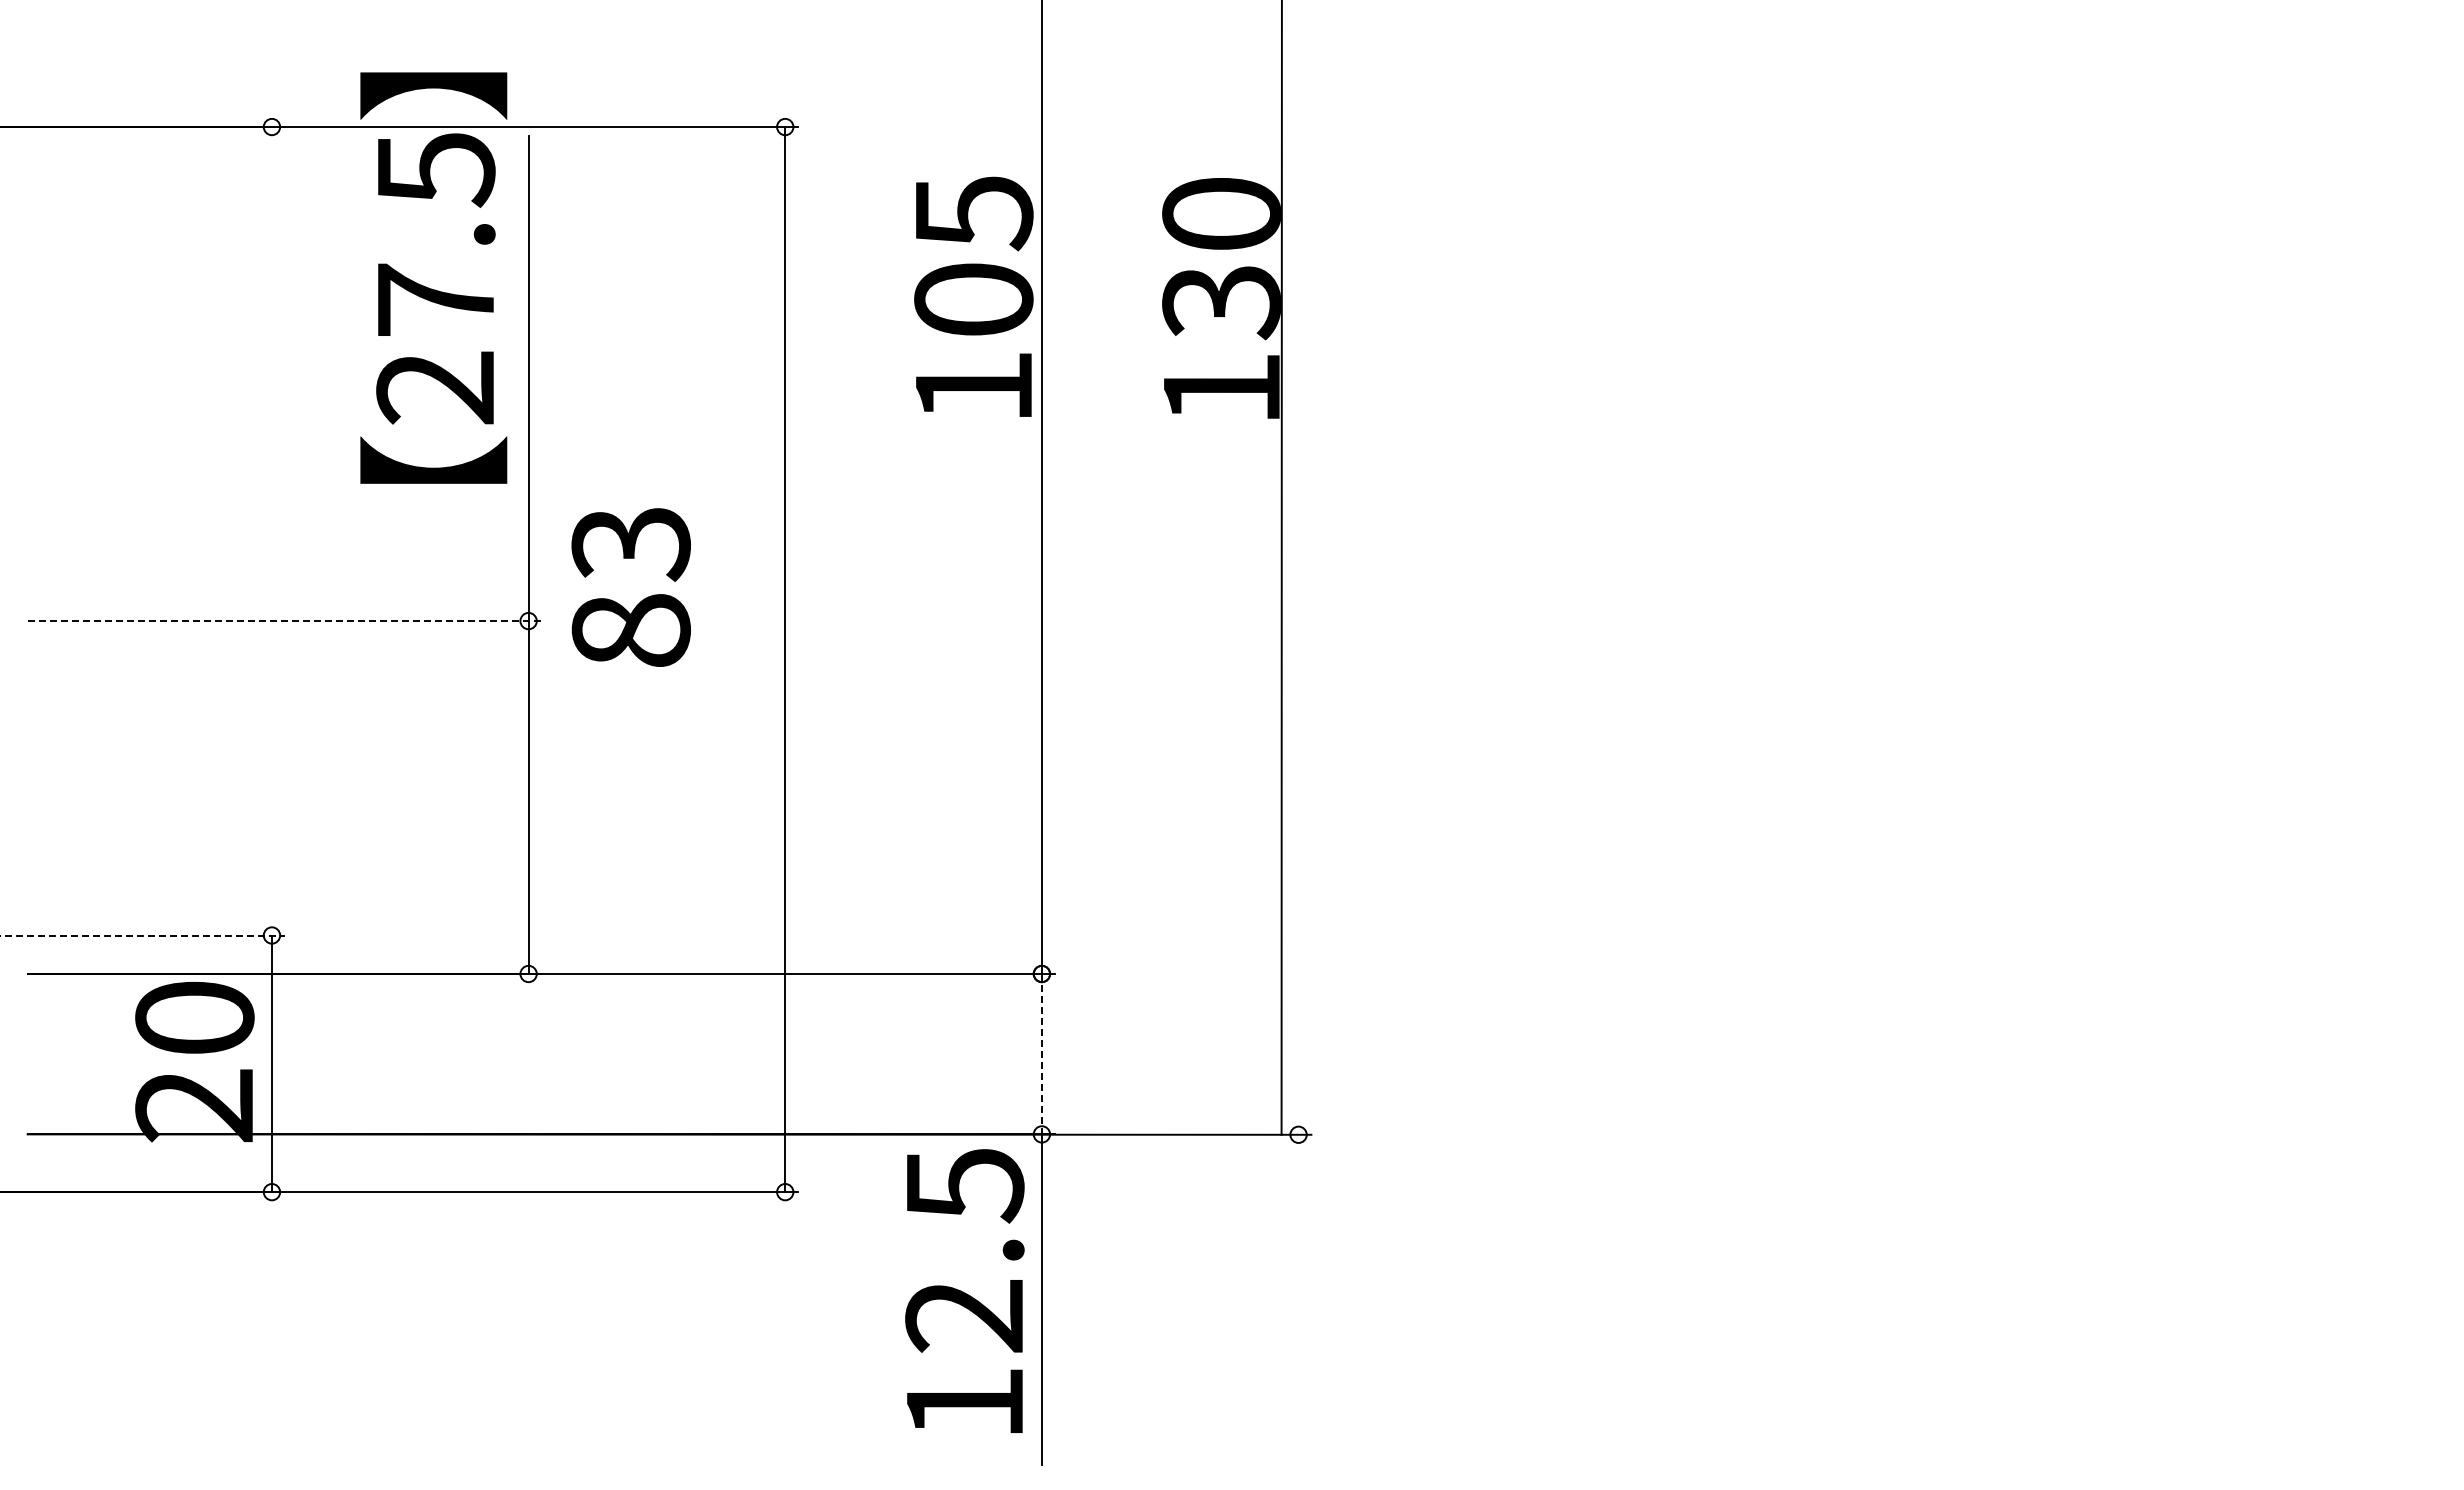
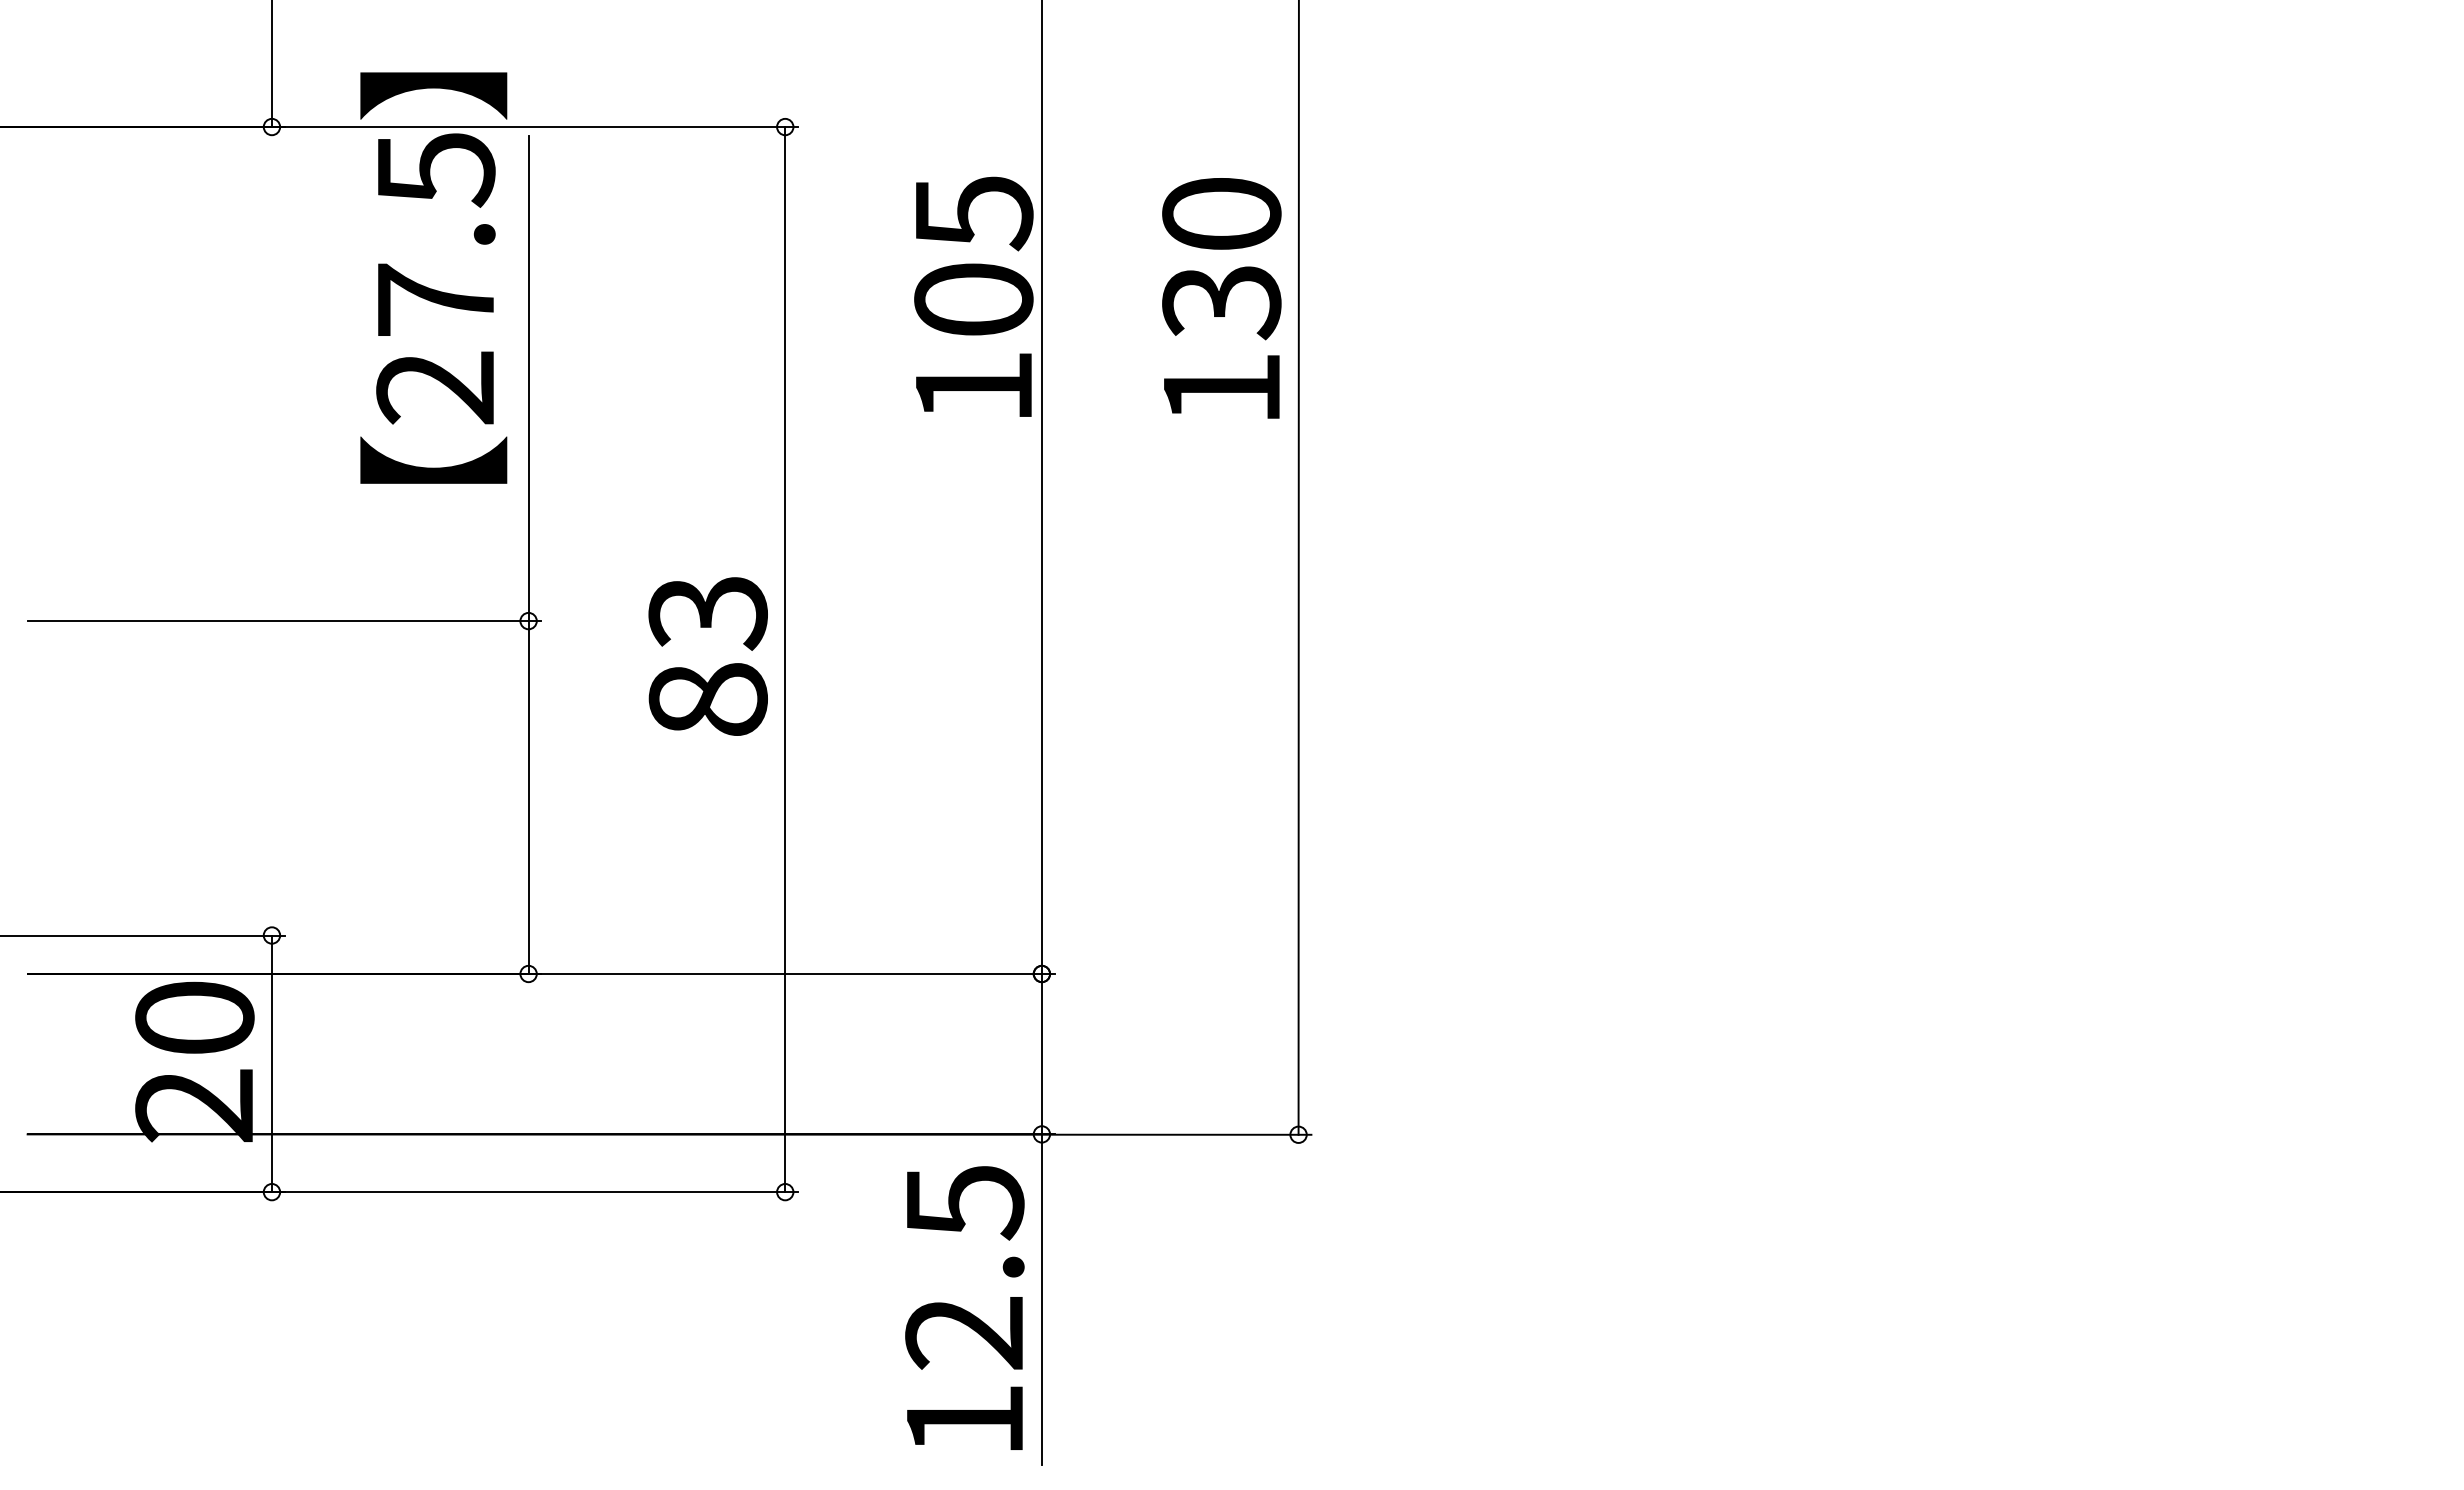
line: none -> present (271, 64)
line position: (1281, 568) -> (1298, 568) (1298, 568)
text position: (630, 587) -> (707, 656) (707, 656)
line: dashed -> solid (284, 621)
line: dashed -> solid (142, 935)
line: dashed -> solid (1041, 1054)
text position: (964, 1290) -> (964, 1307) (964, 1307)
